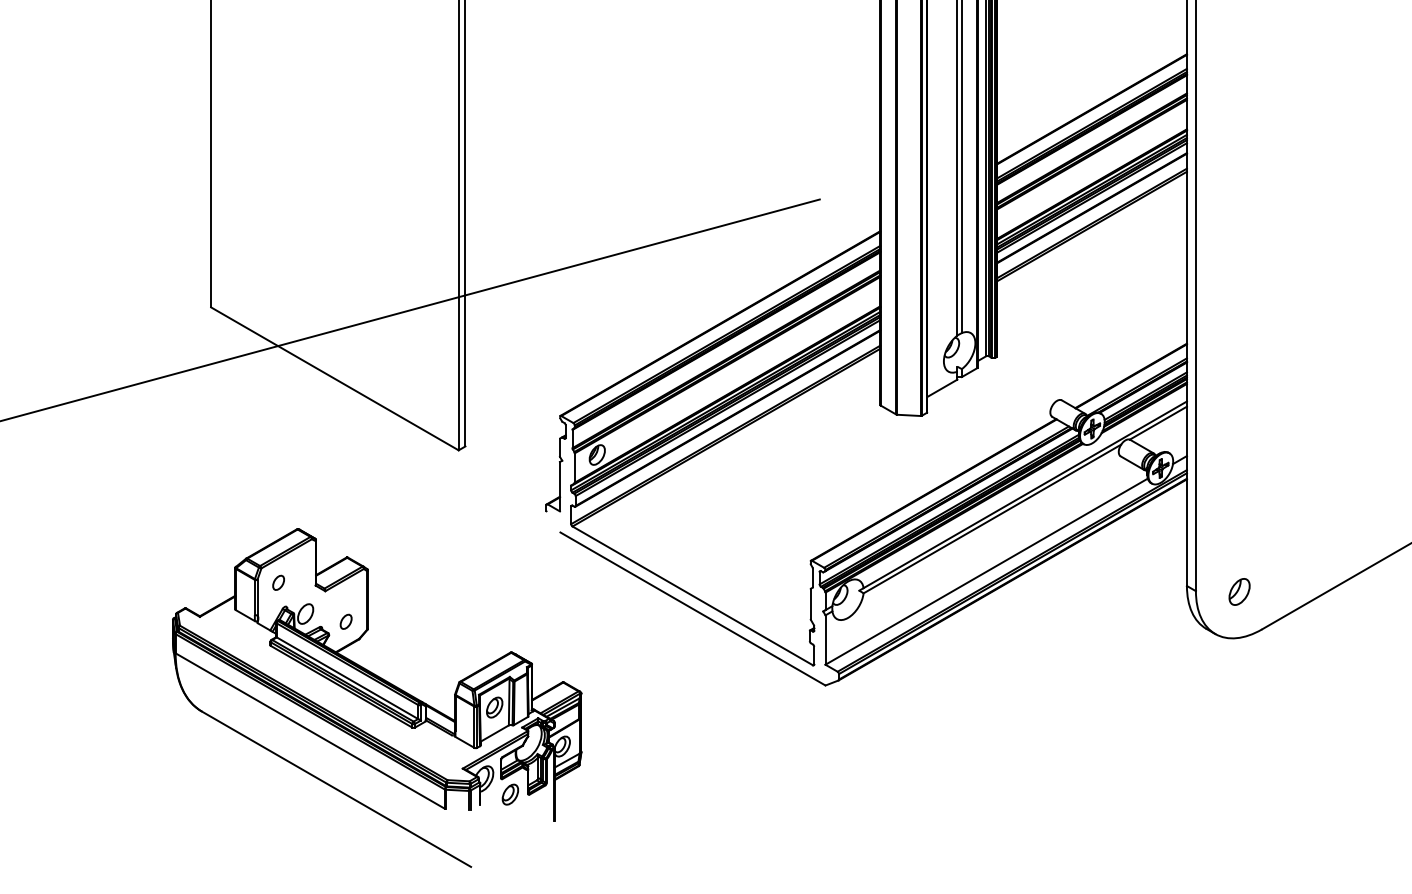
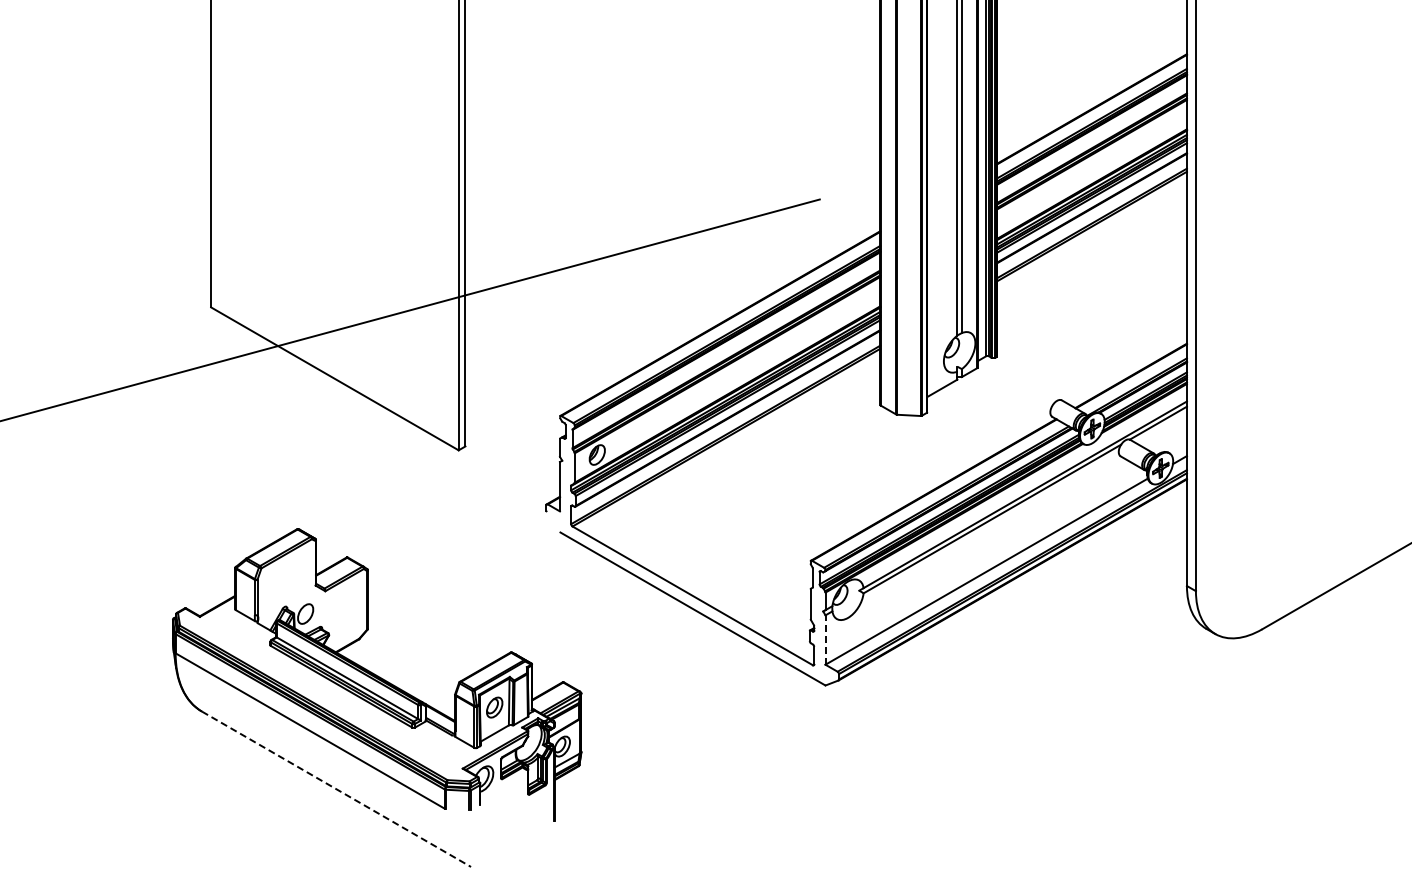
part: present -> none (278, 582)
part: present -> none (1239, 591)
part: present -> none (345, 621)
line: solid -> dashed (825, 640)
line: solid -> dashed (336, 789)
part: present -> none (509, 794)
